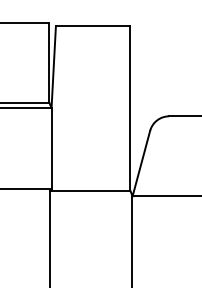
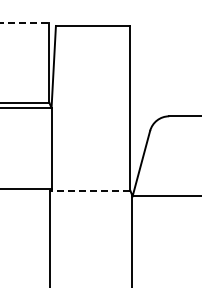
line: solid -> dashed (25, 22)
line: solid -> dashed (90, 190)
